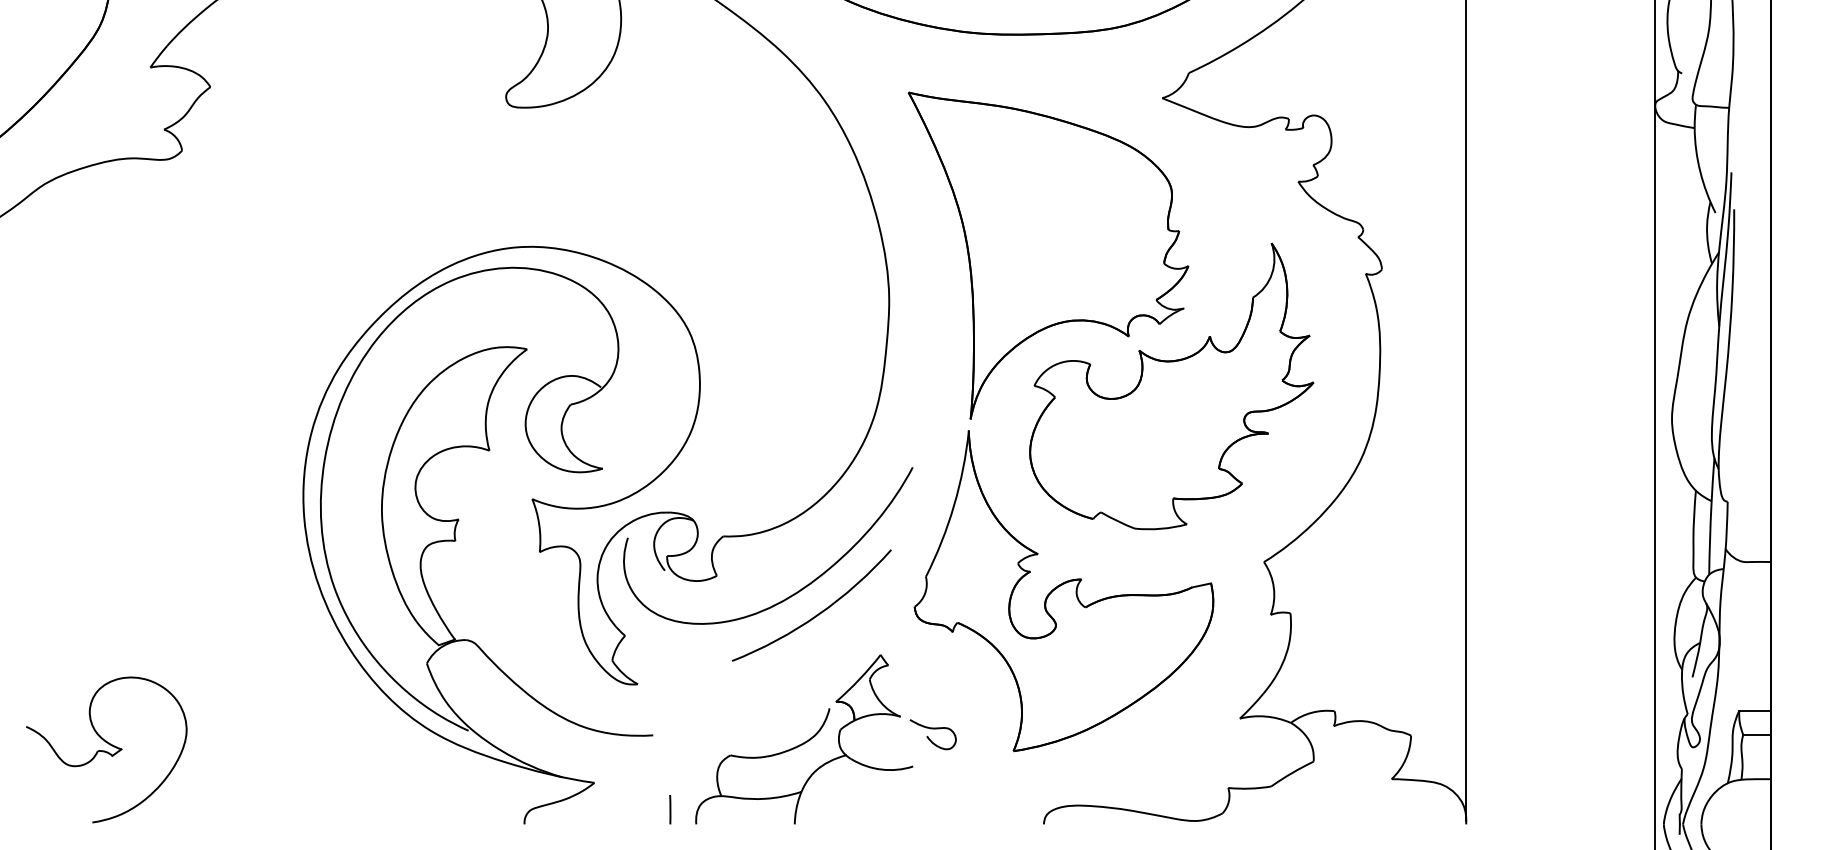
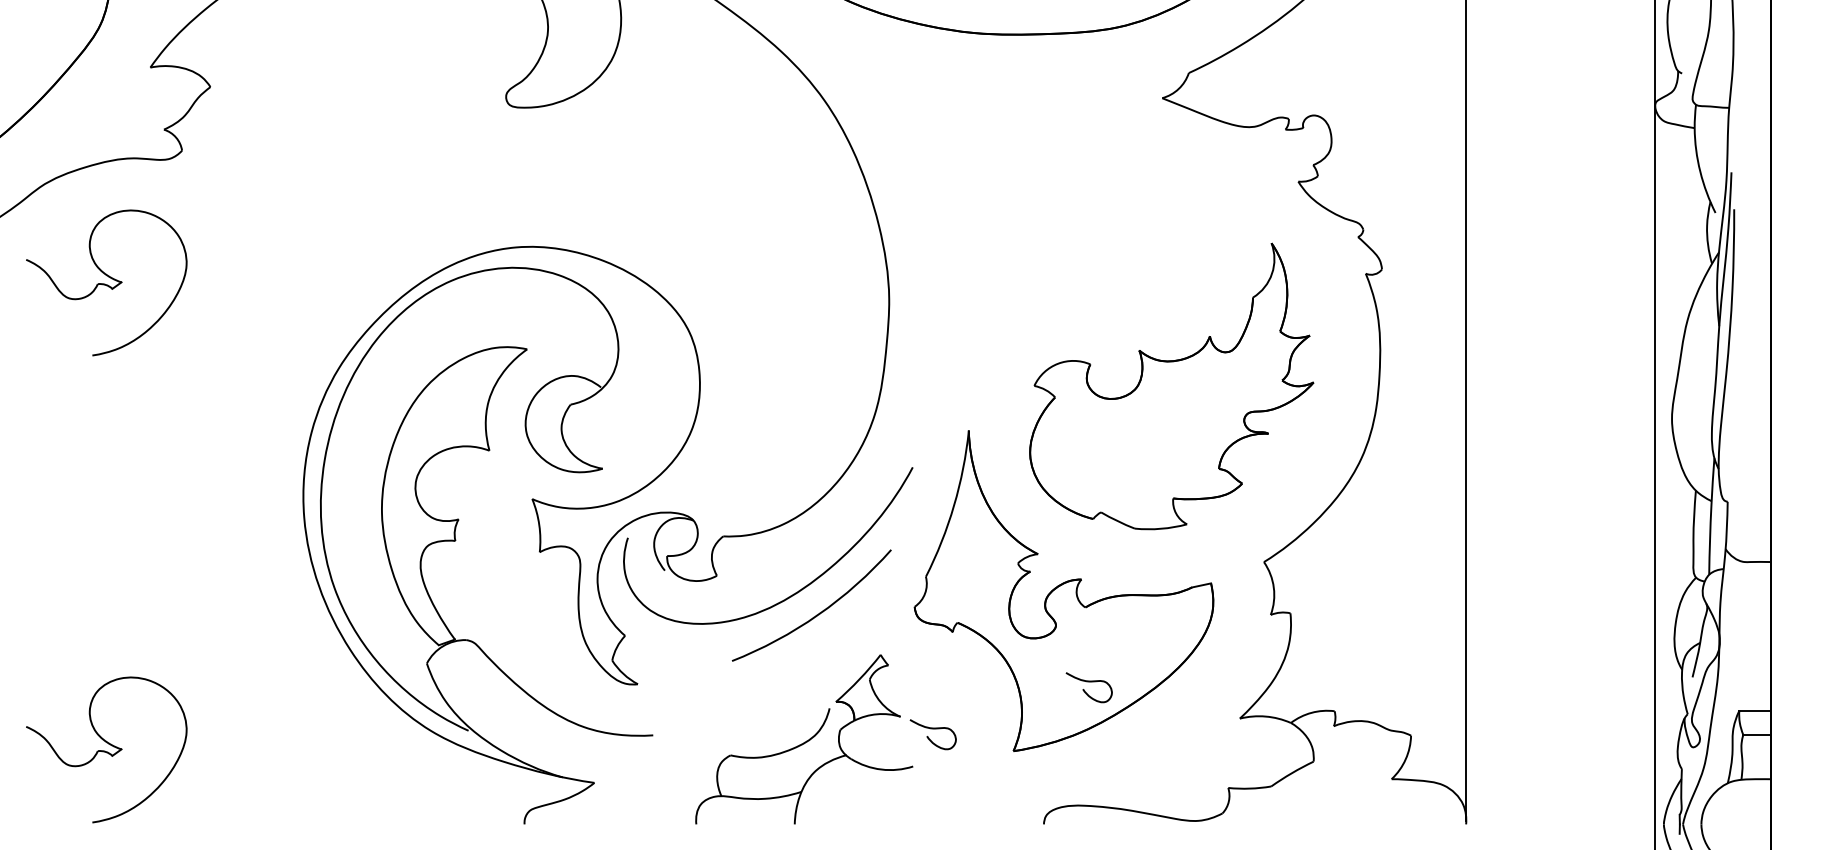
part: present -> none (1048, 255)
part: none -> present (106, 282)
curve: none -> present (1084, 689)
line: present -> none (670, 809)
